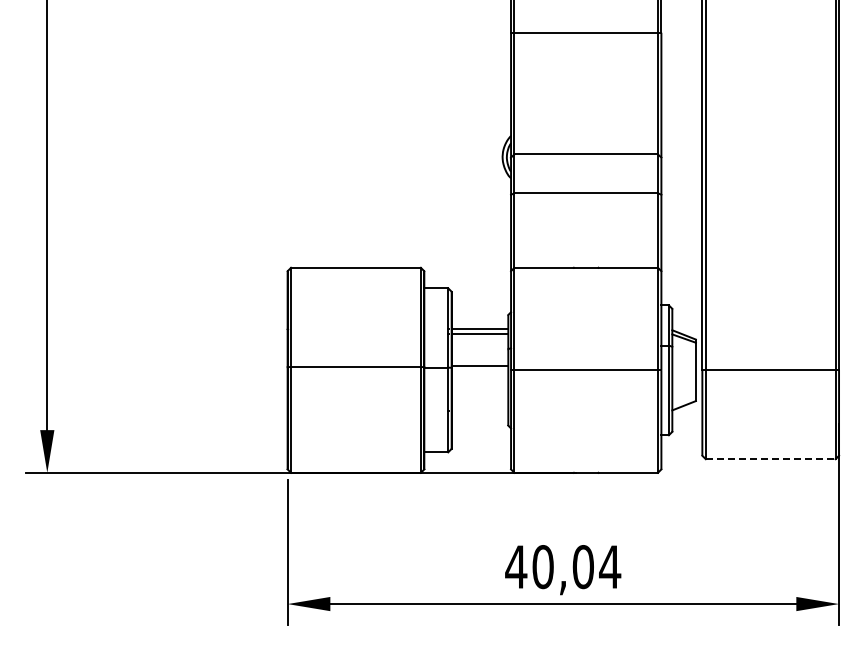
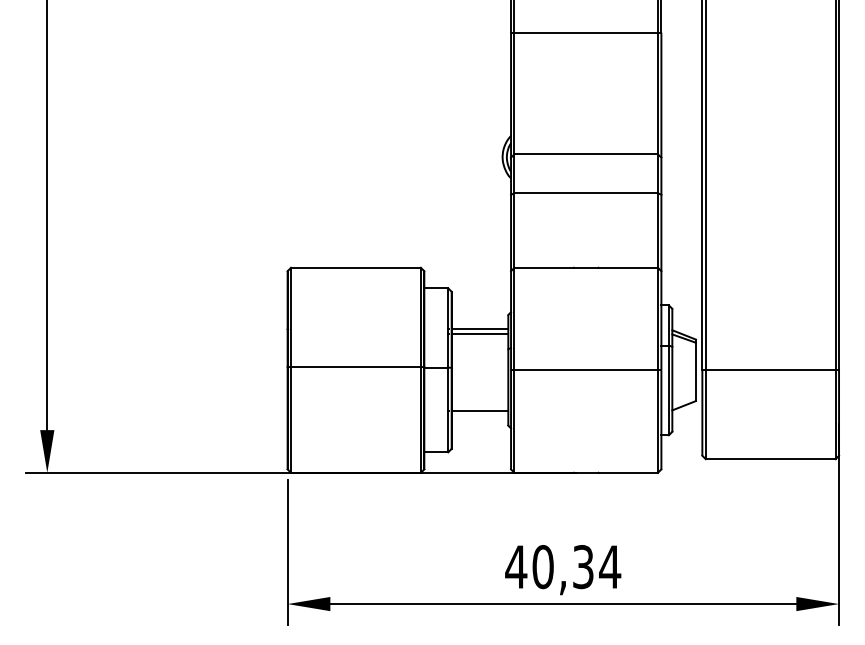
line position: (479, 366) -> (479, 411) (479, 411)
line: dashed -> solid (770, 459)
text: 40,04 -> 40,34 (582, 567)
